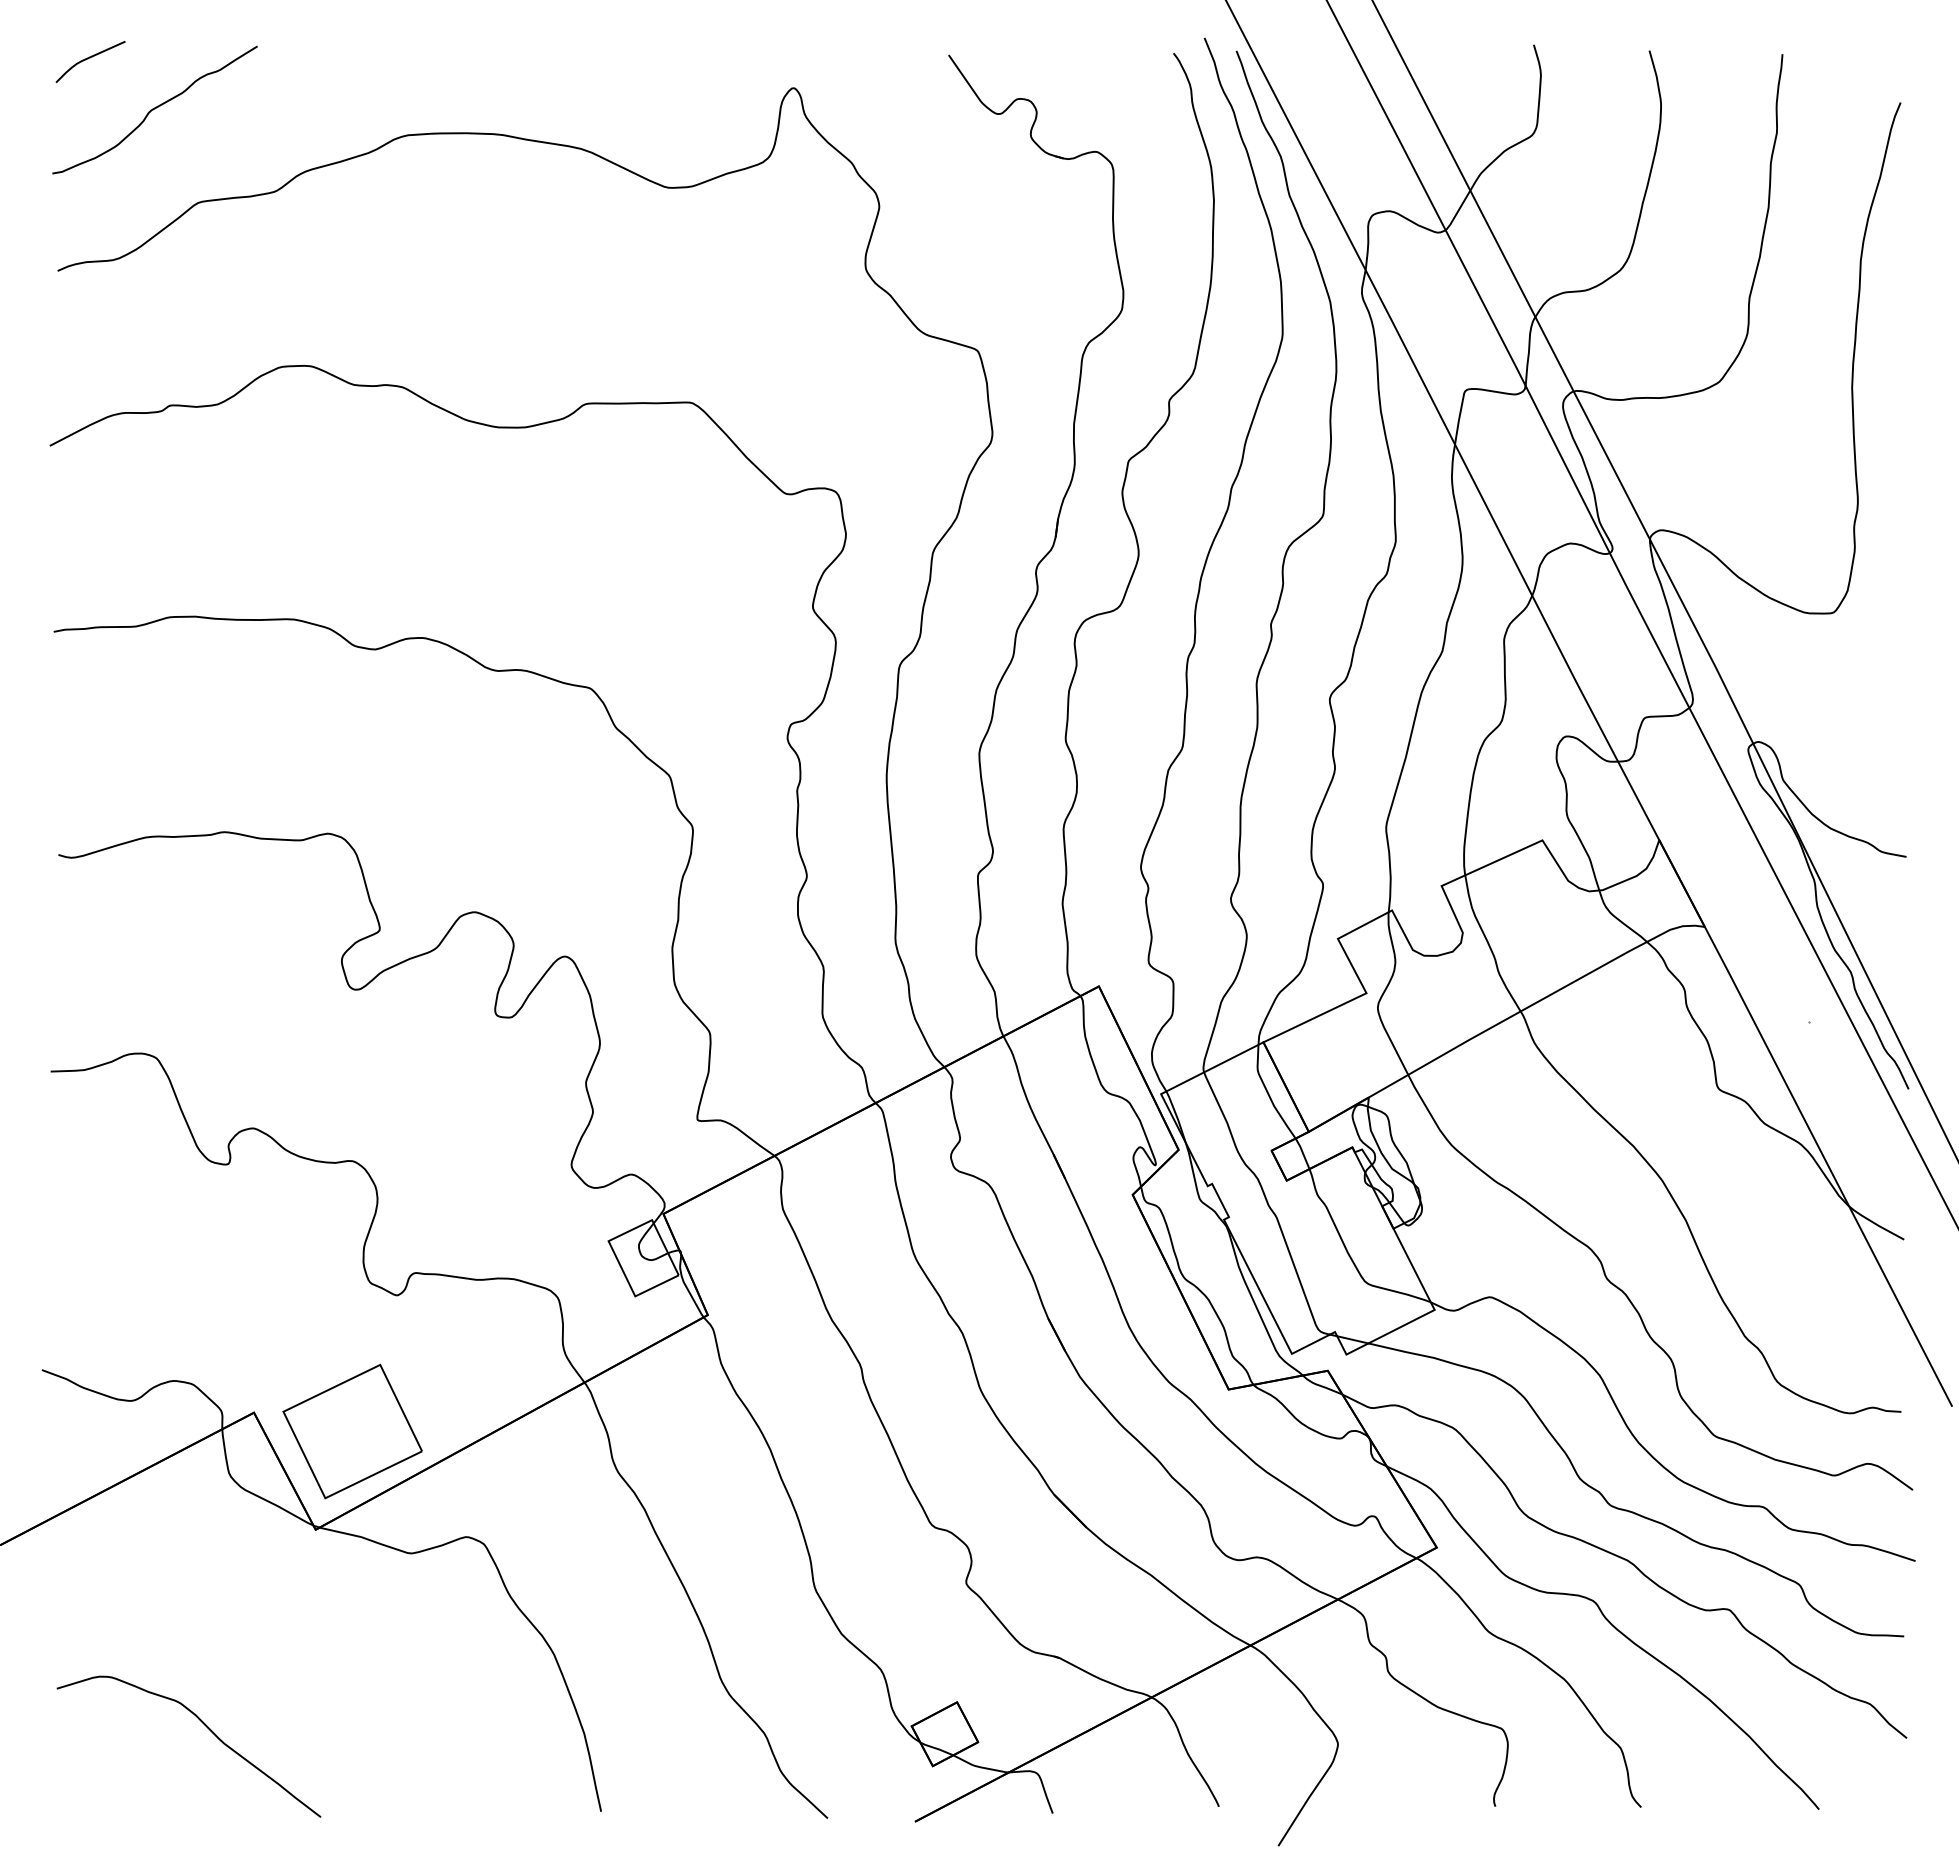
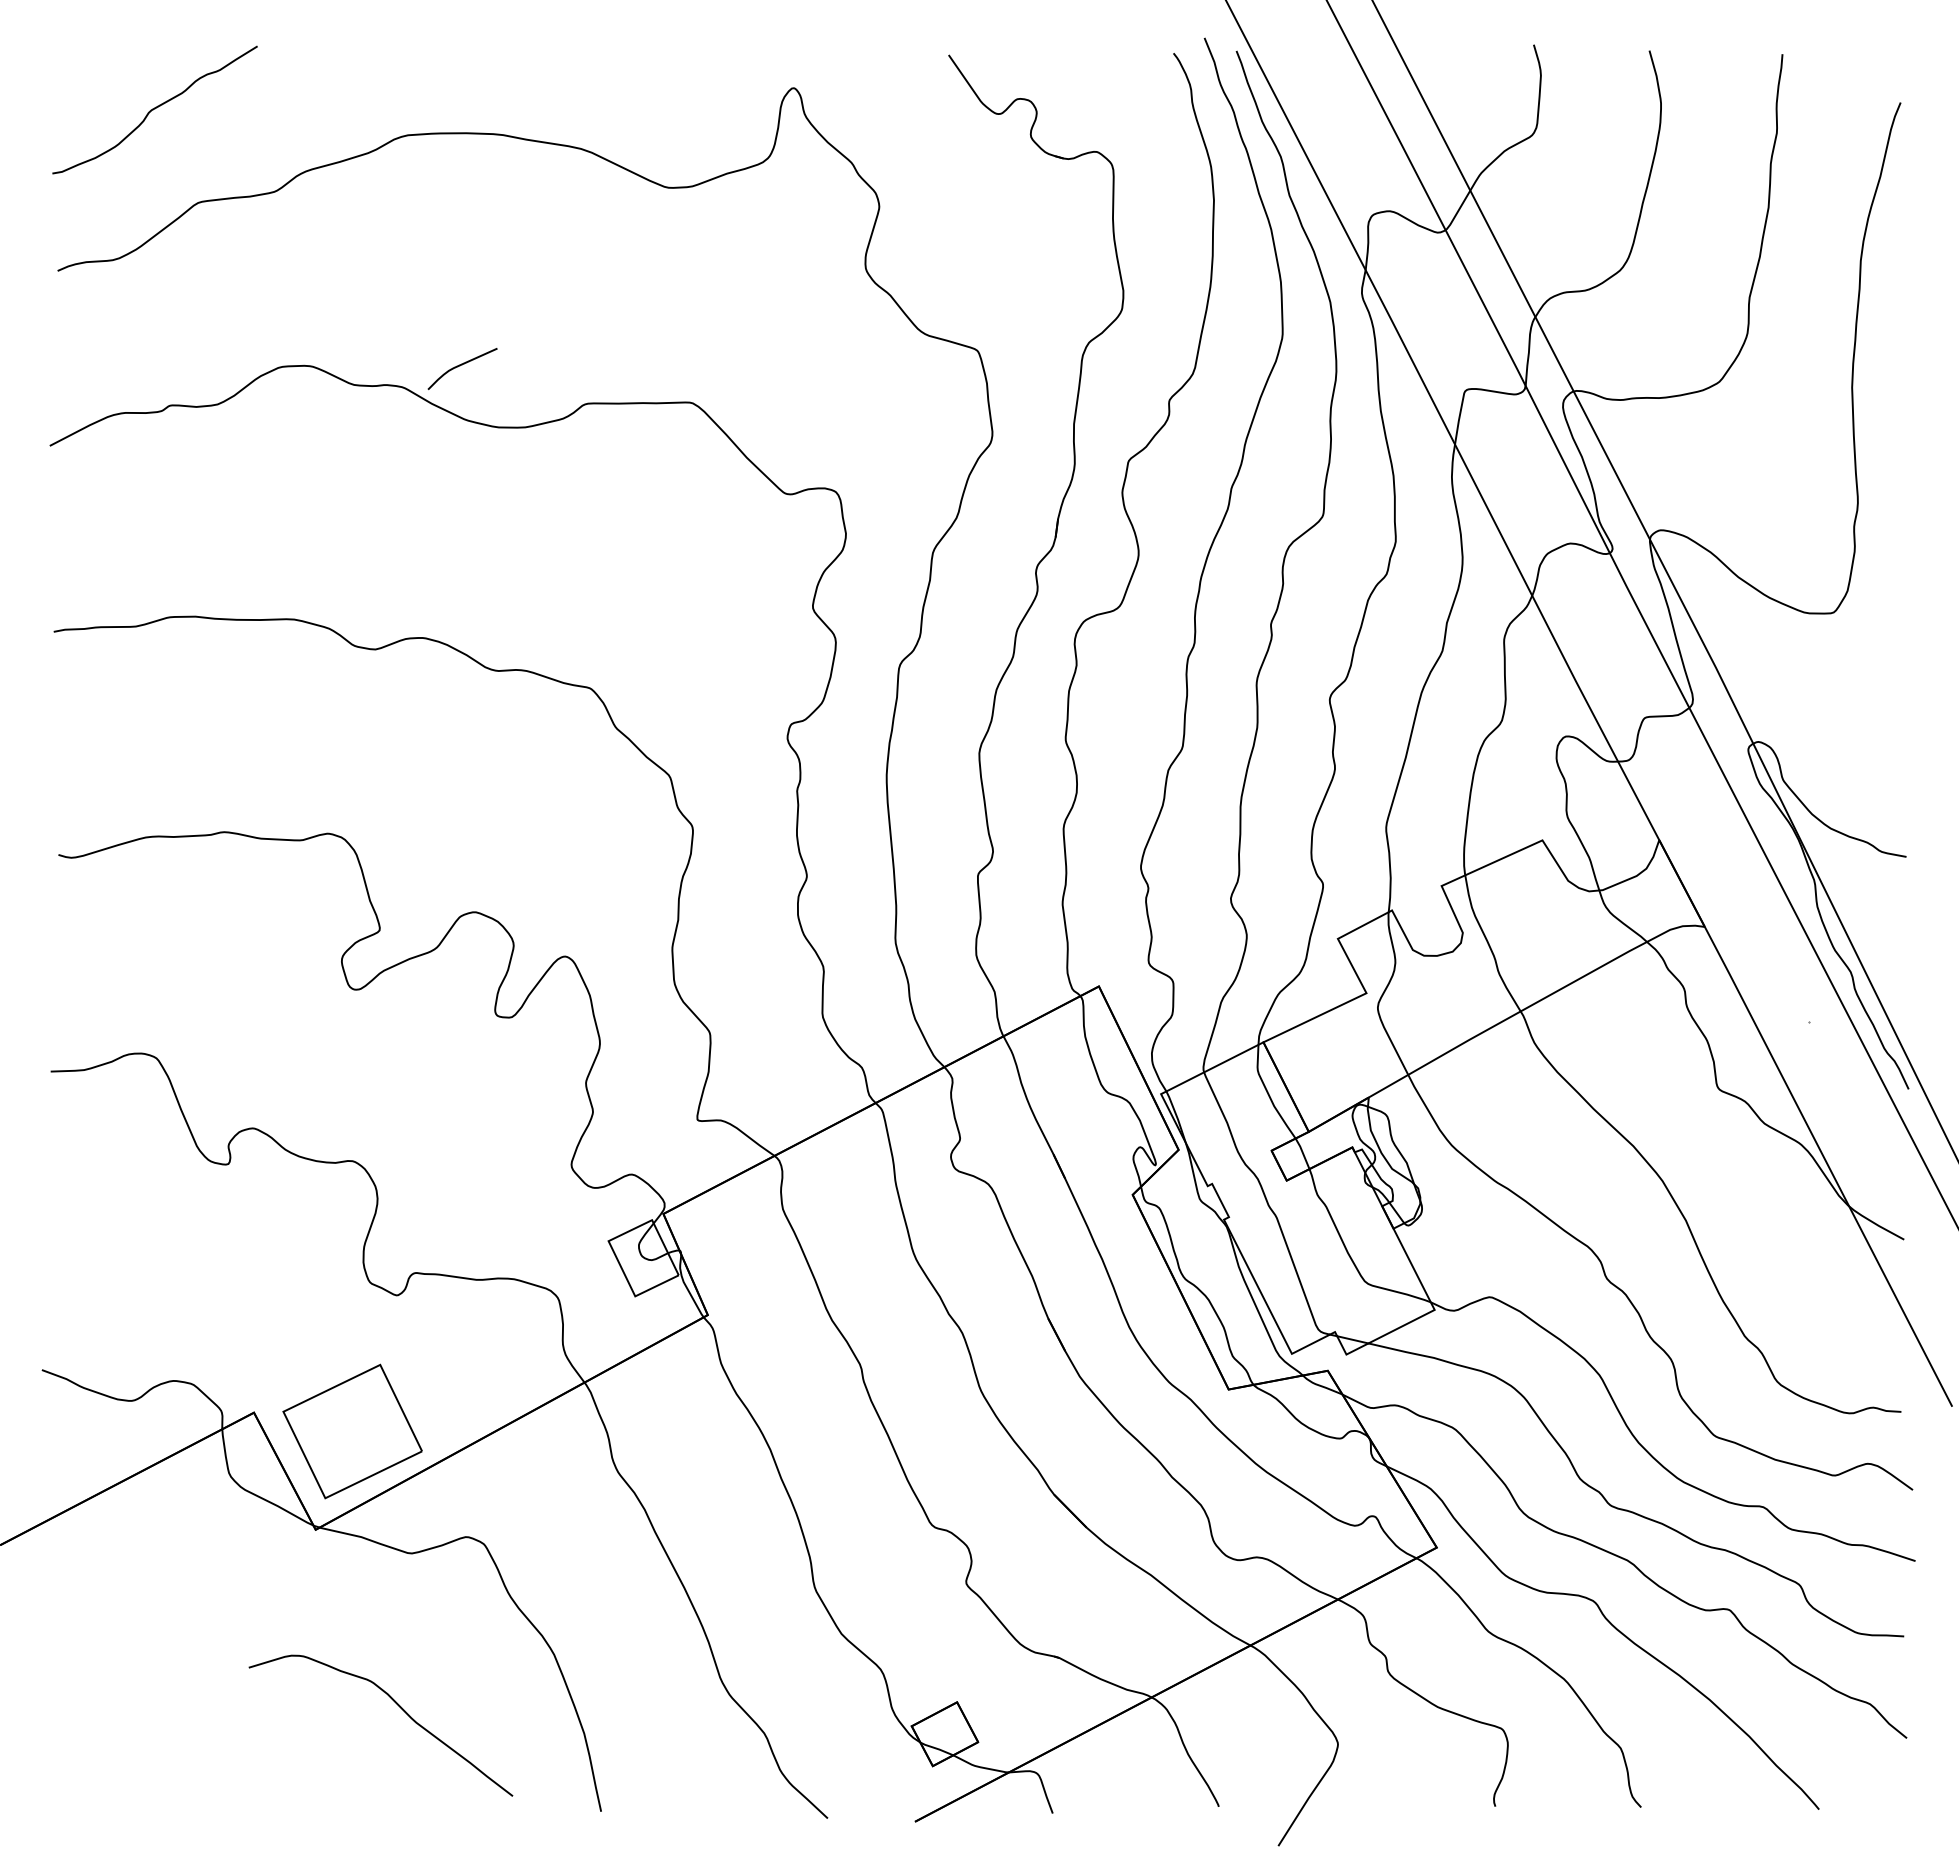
curve position: (88, 59) -> (460, 366) (460, 366)
curve position: (206, 1727) -> (398, 1706) (398, 1706)
